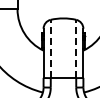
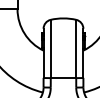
line: dashed -> solid (50, 48)
line: dashed -> solid (76, 48)
